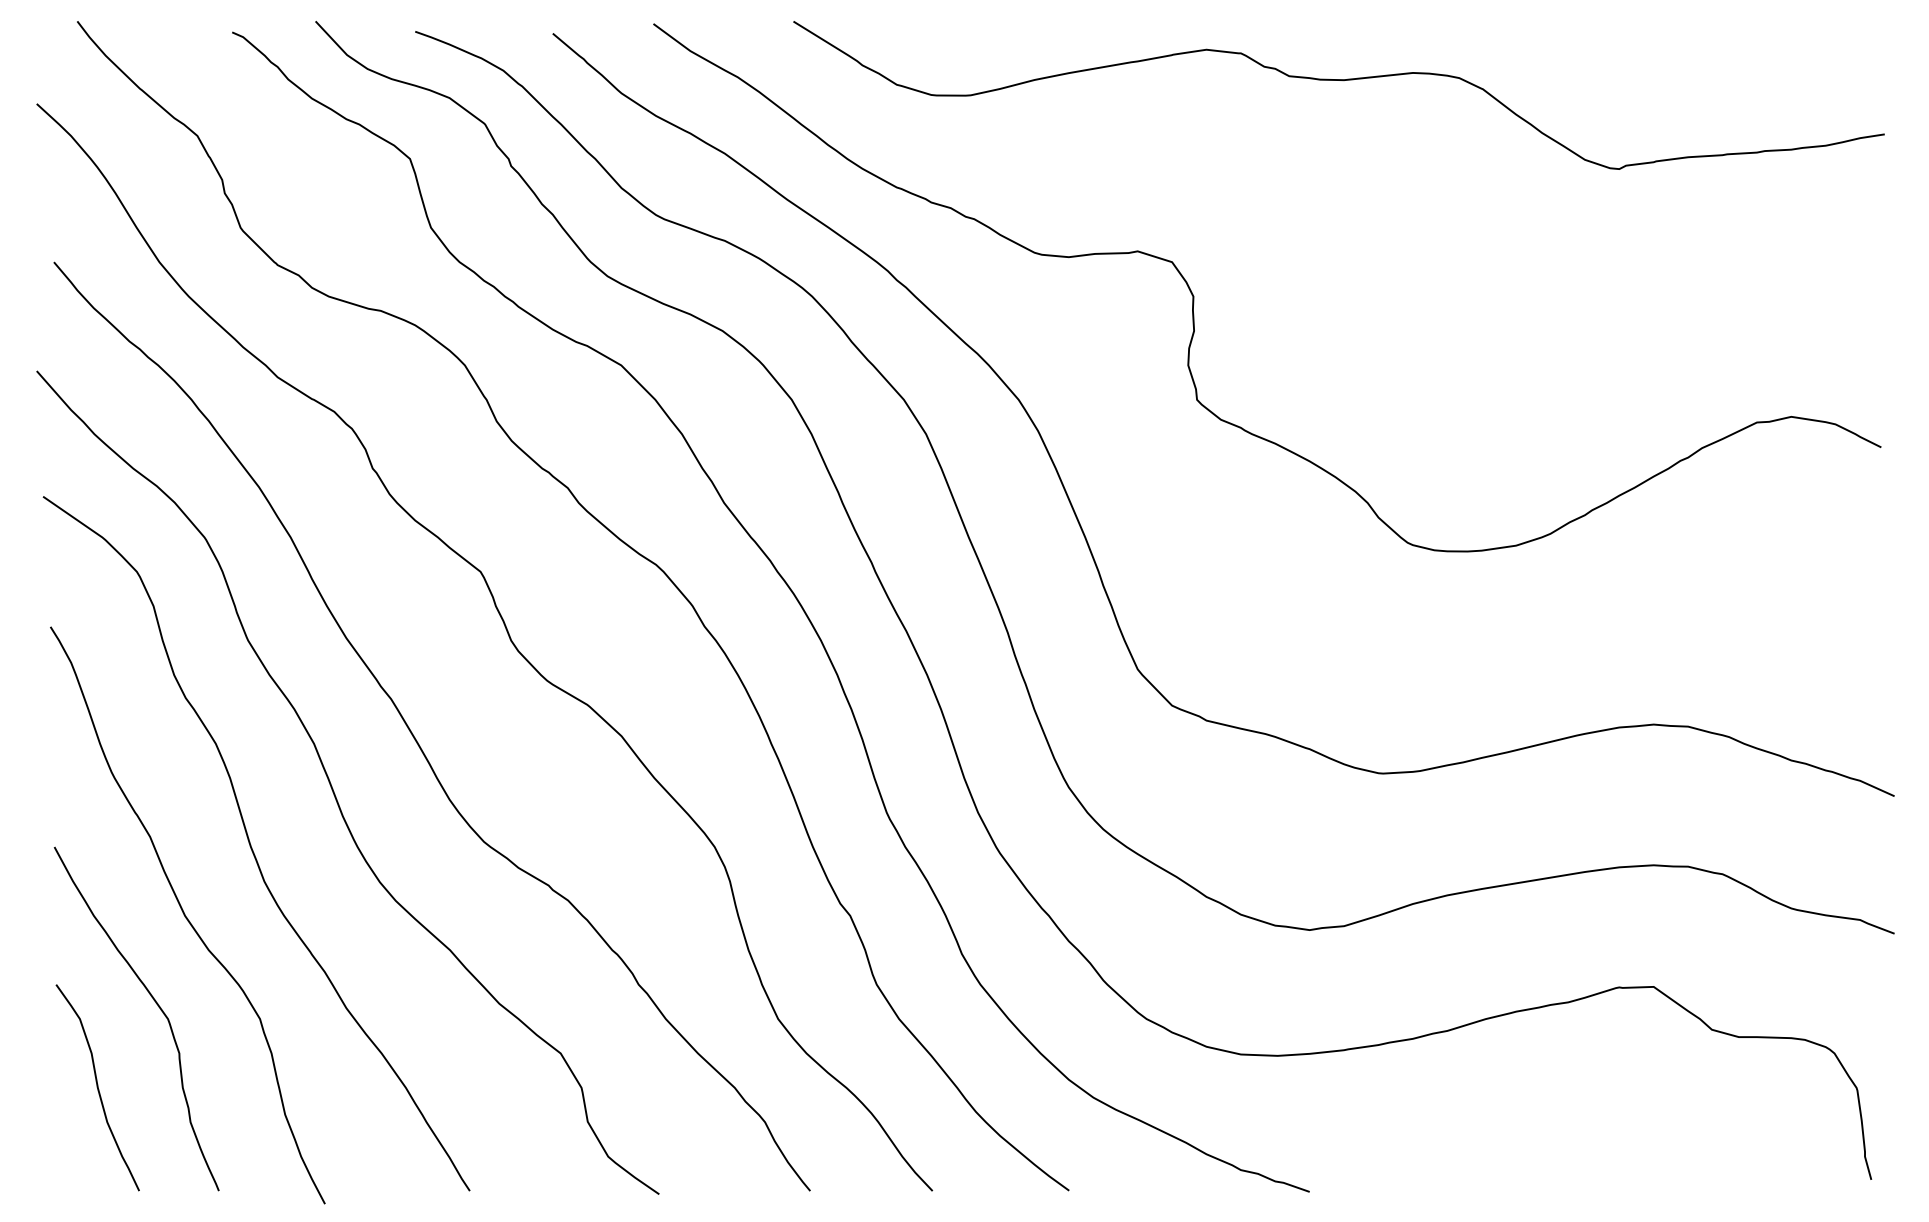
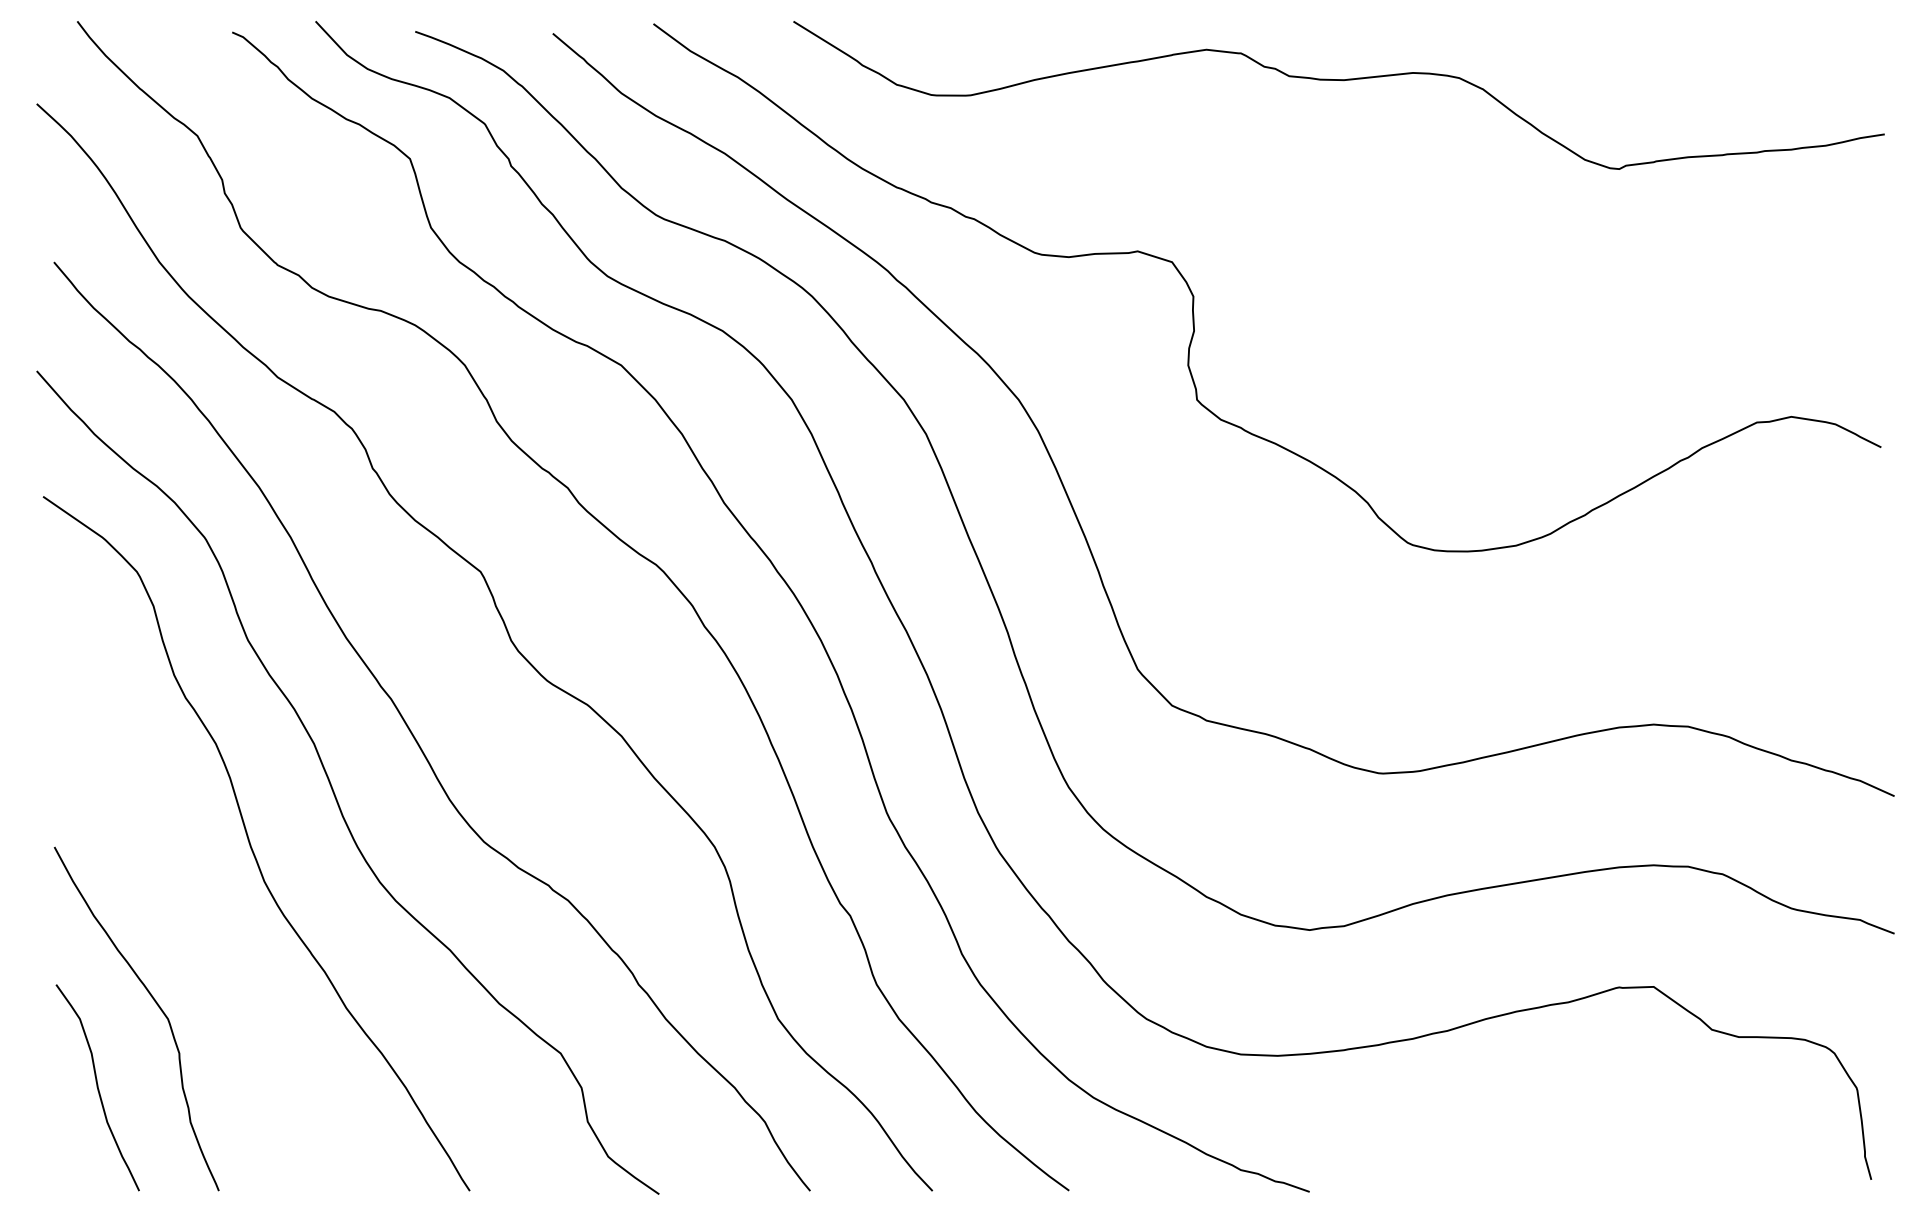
curve: present -> none (186, 916)
